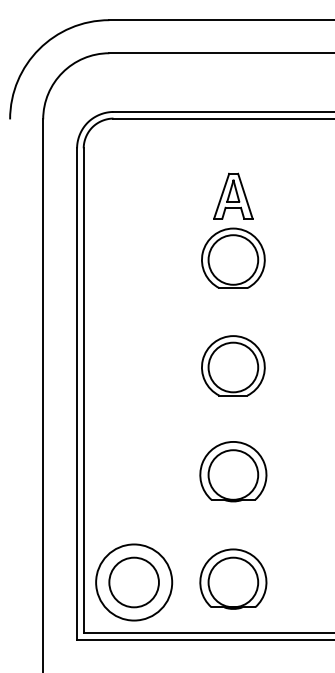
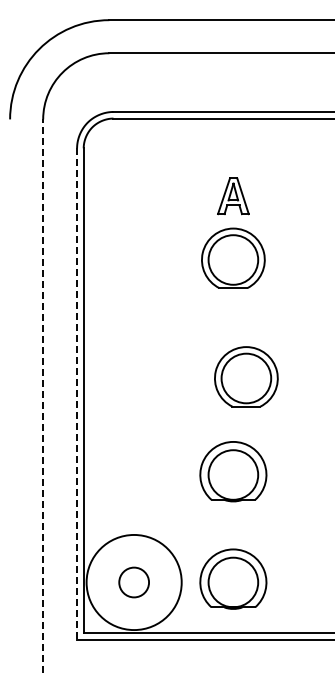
part size: 41x48 px -> 33x39 px (233, 196)
part position: (233, 365) -> (246, 376) (246, 376)
line: solid -> dashed (77, 393)
line: solid -> dashed (43, 395)
circle diameter: 50 px -> 30 px (134, 582)
circle diameter: 76 px -> 95 px (133, 582)
